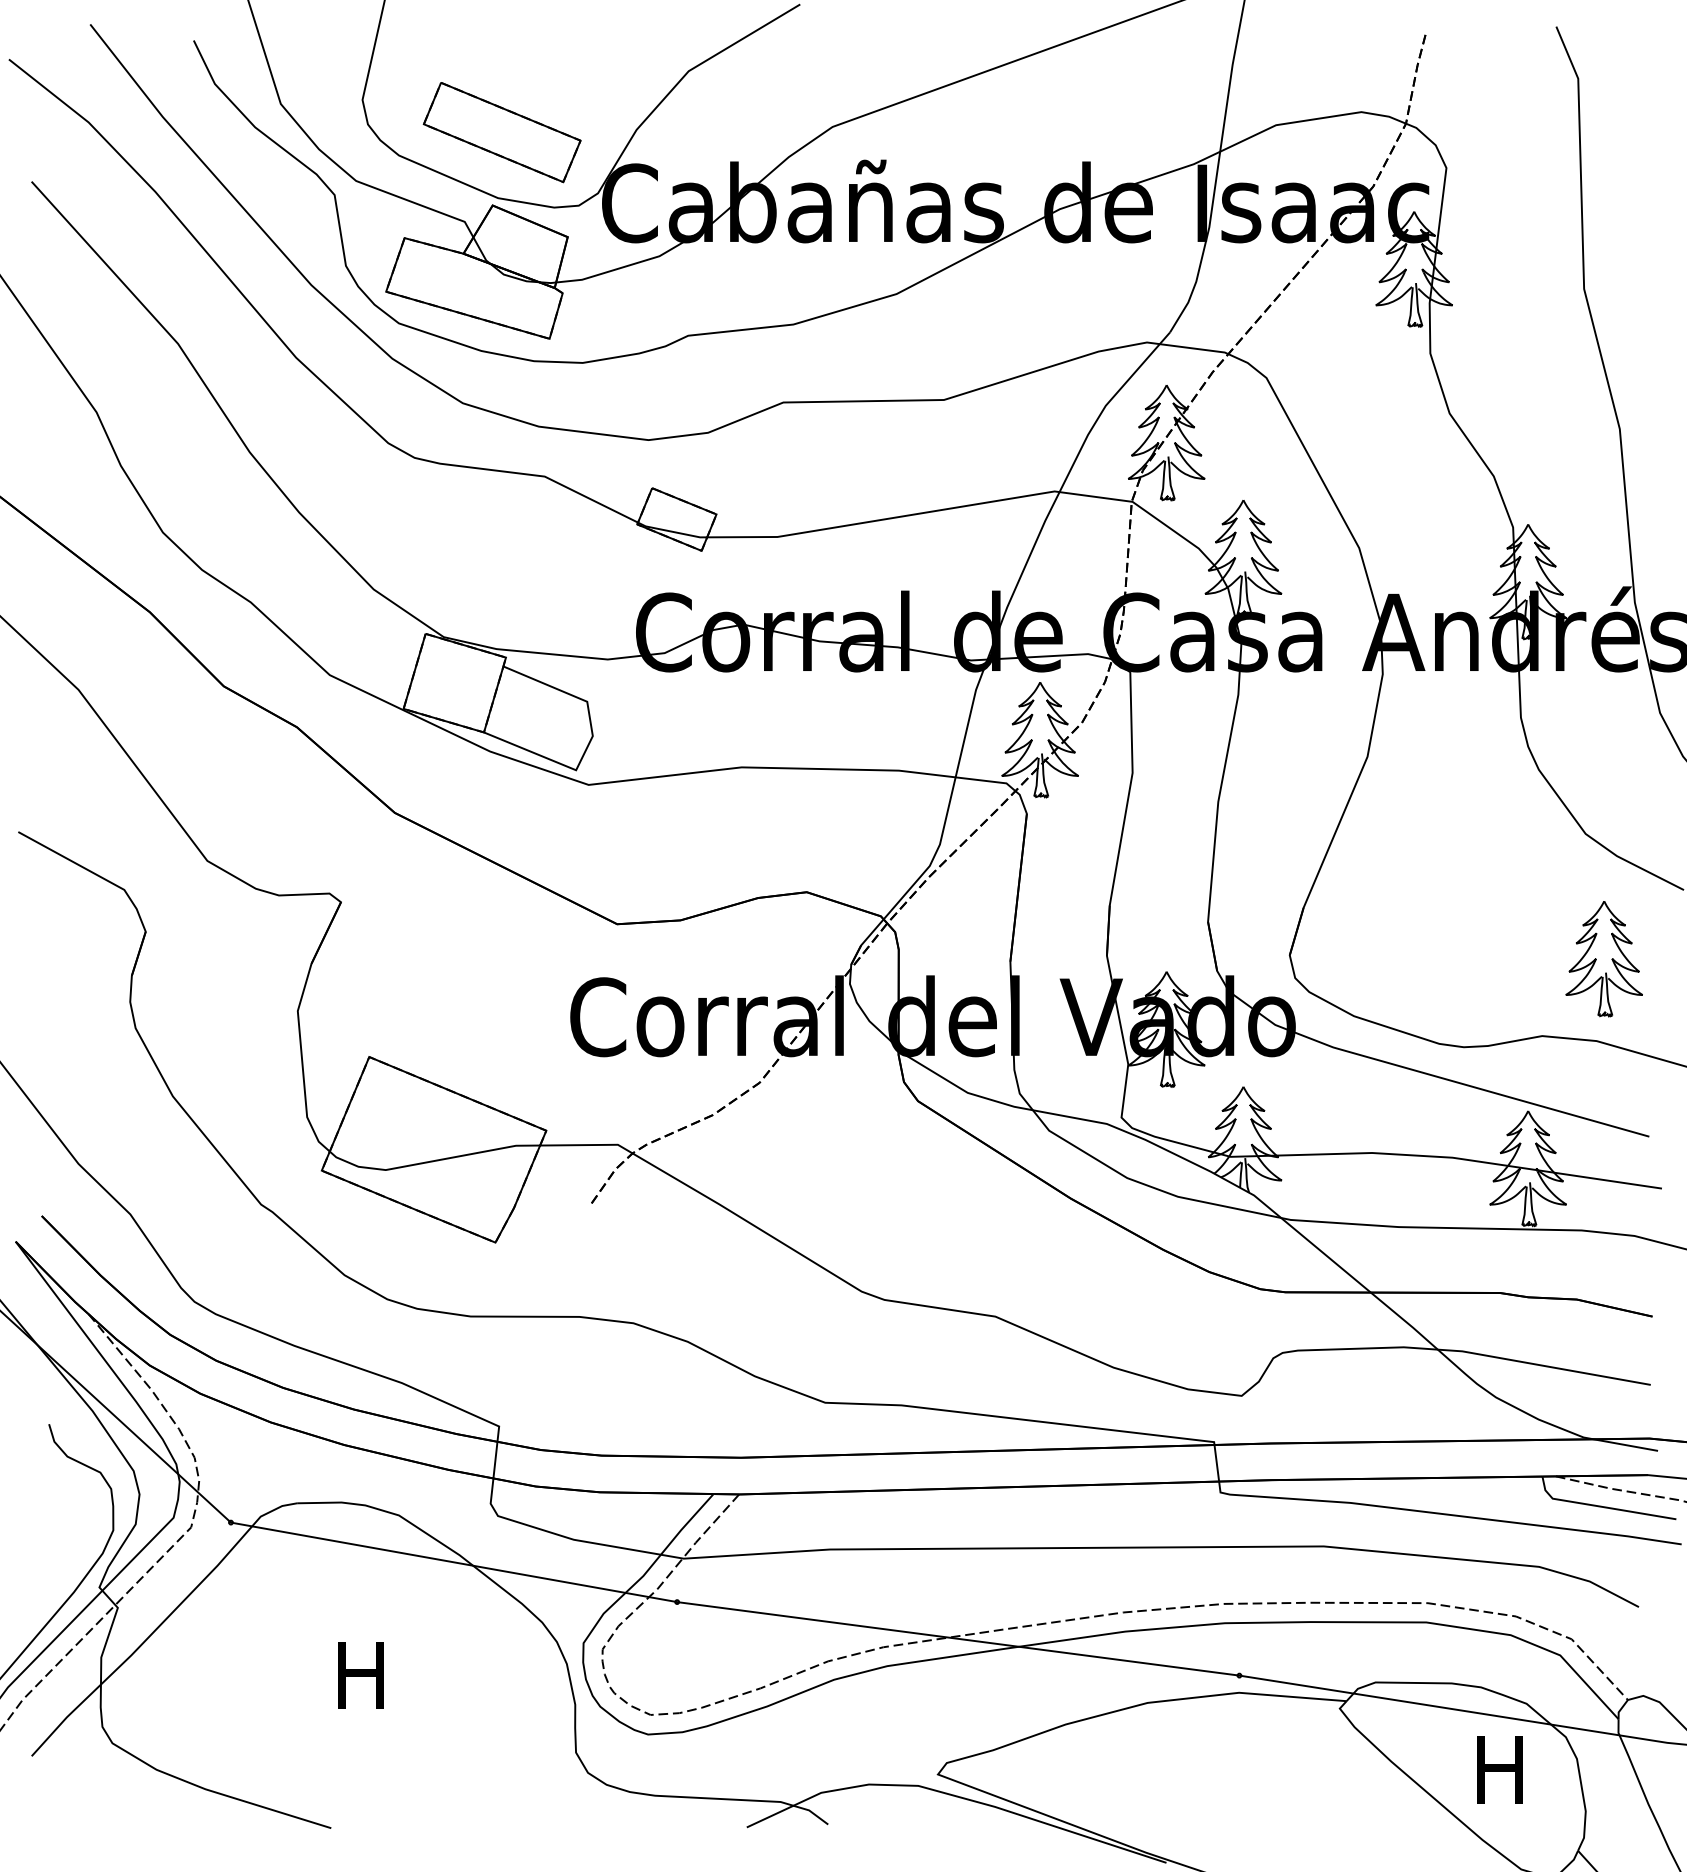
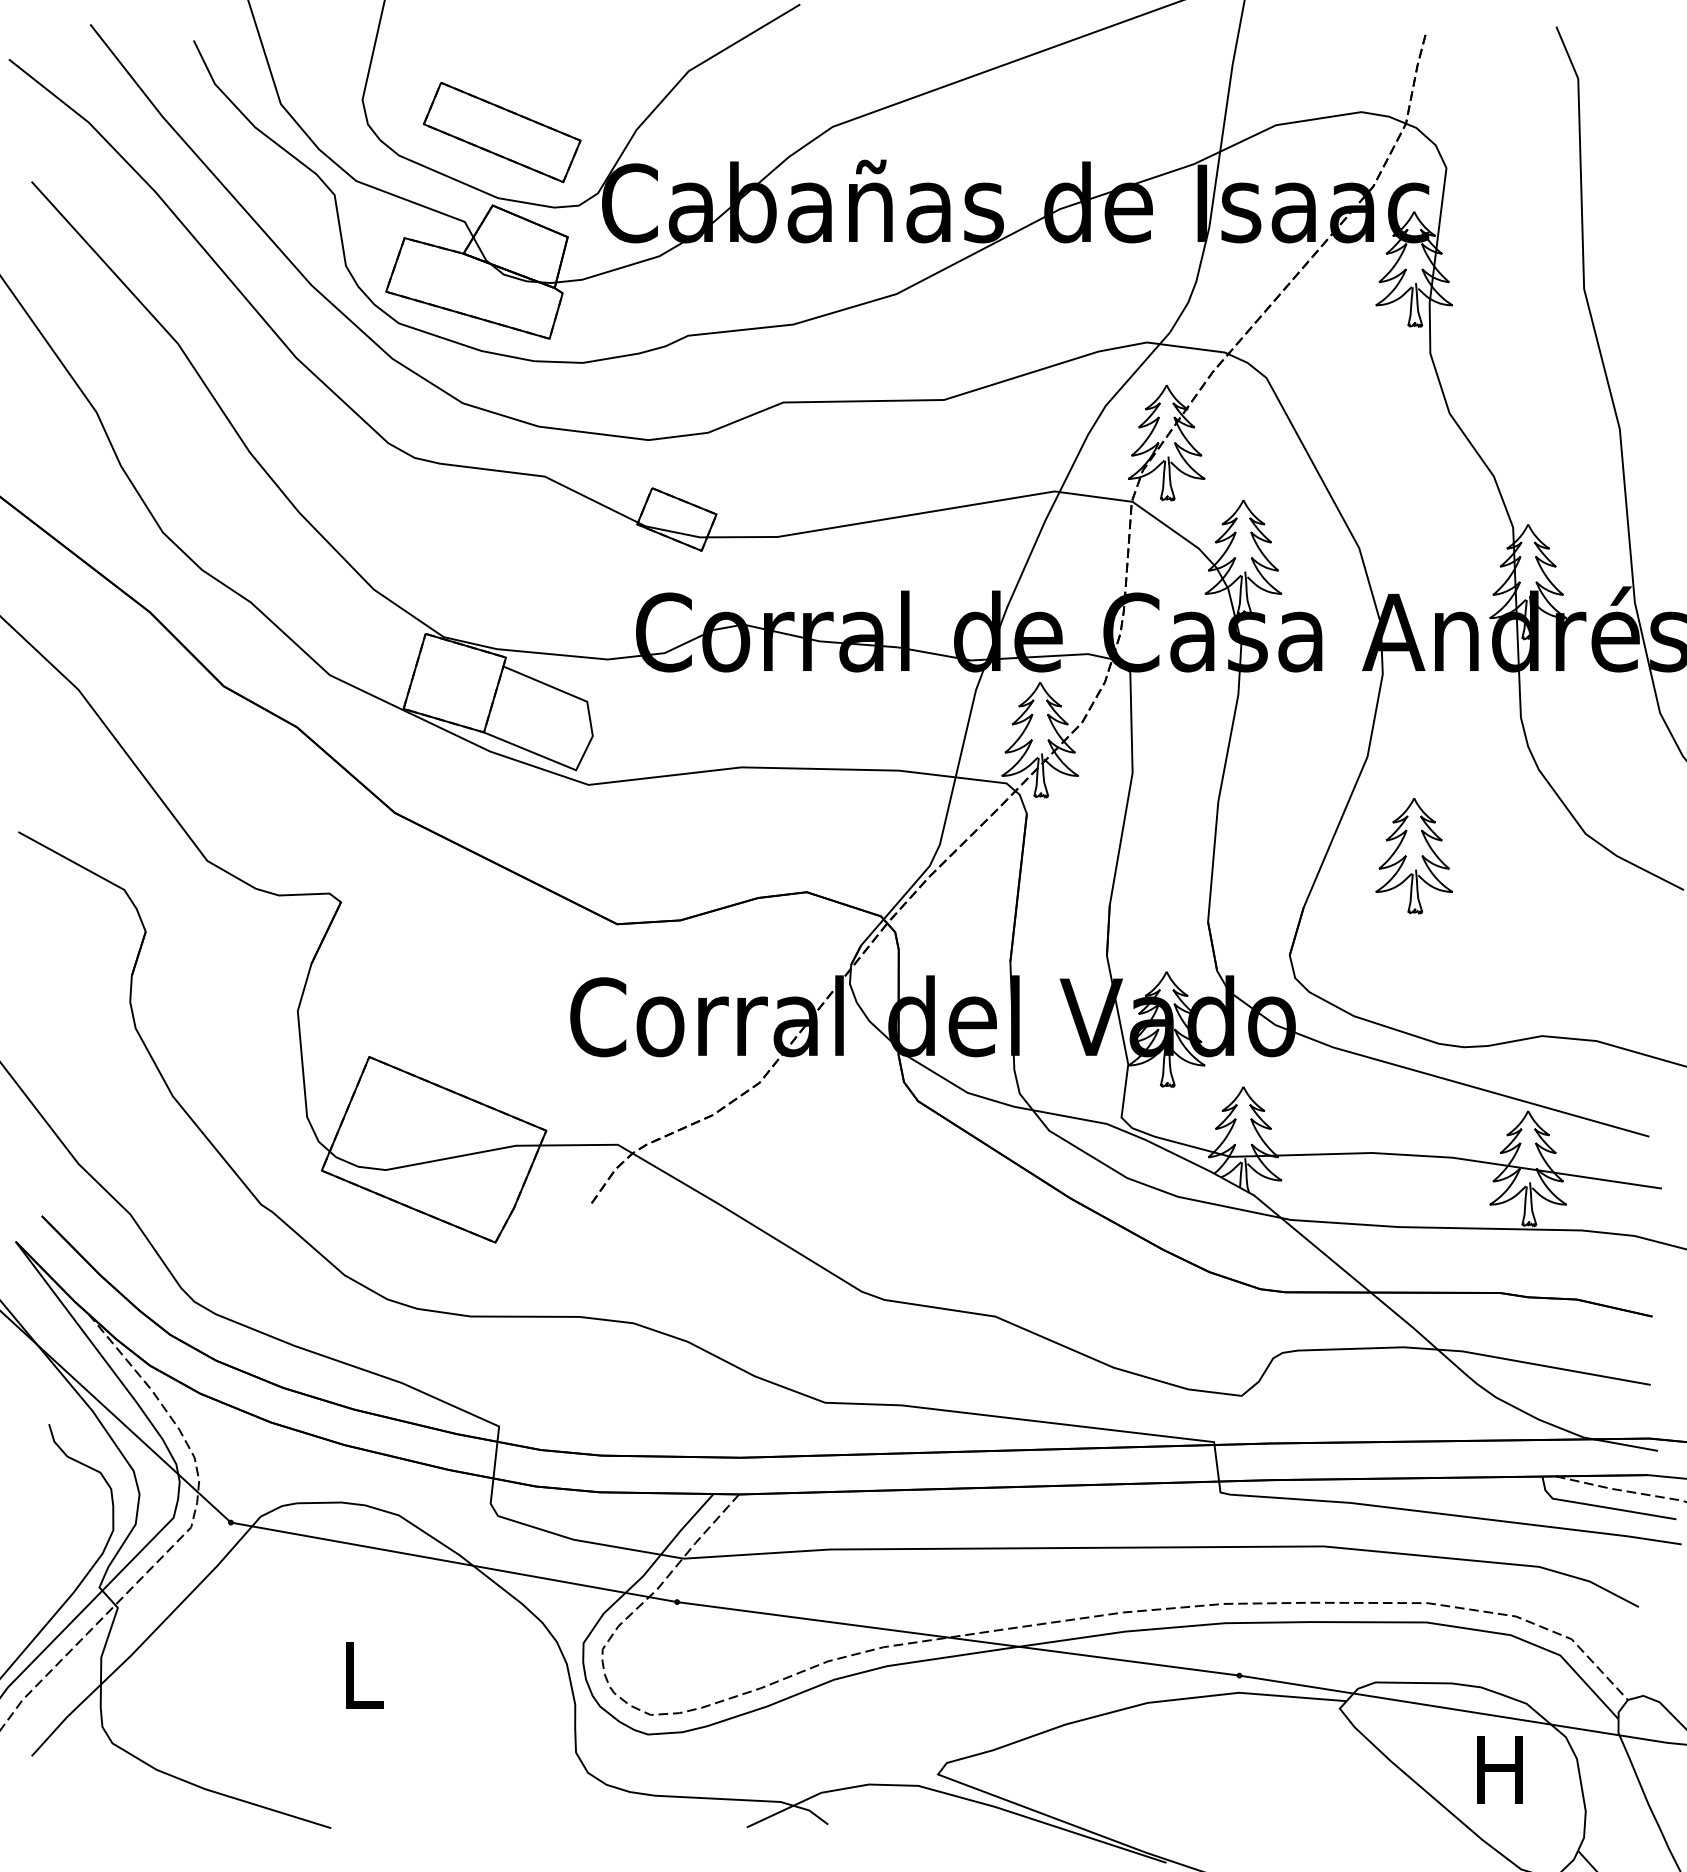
part position: (1603, 959) -> (1413, 856) (1413, 856)
text: H -> L (360, 1675)
